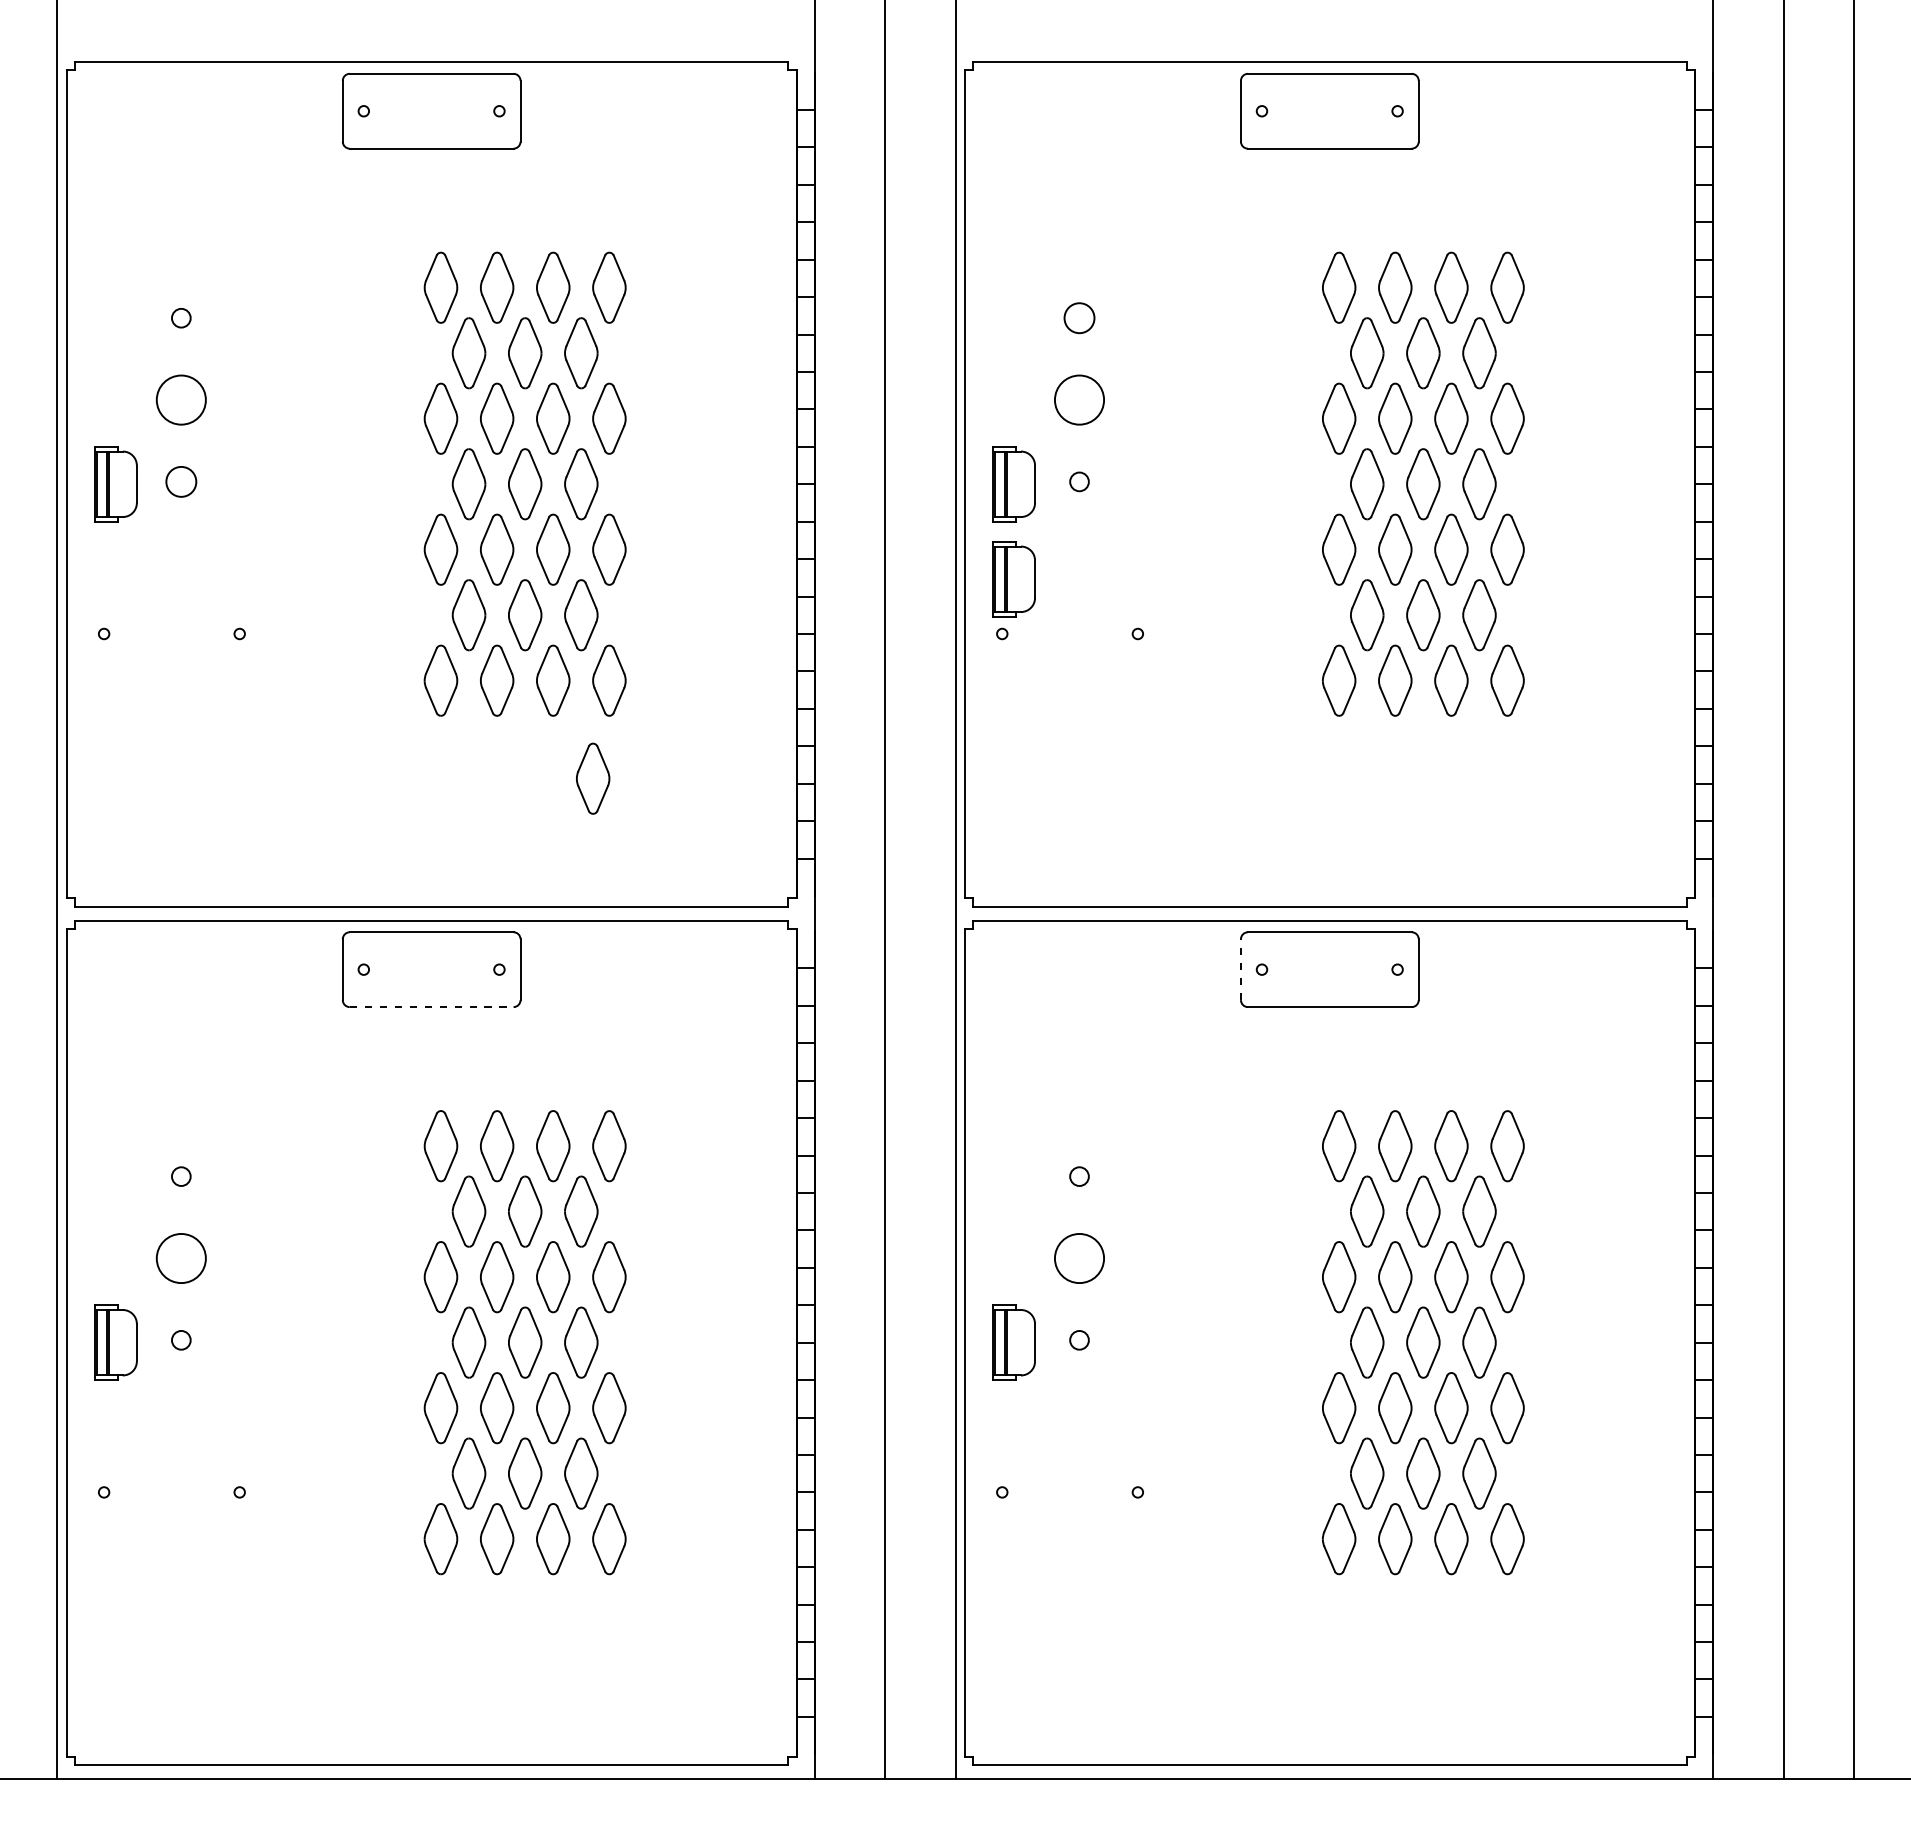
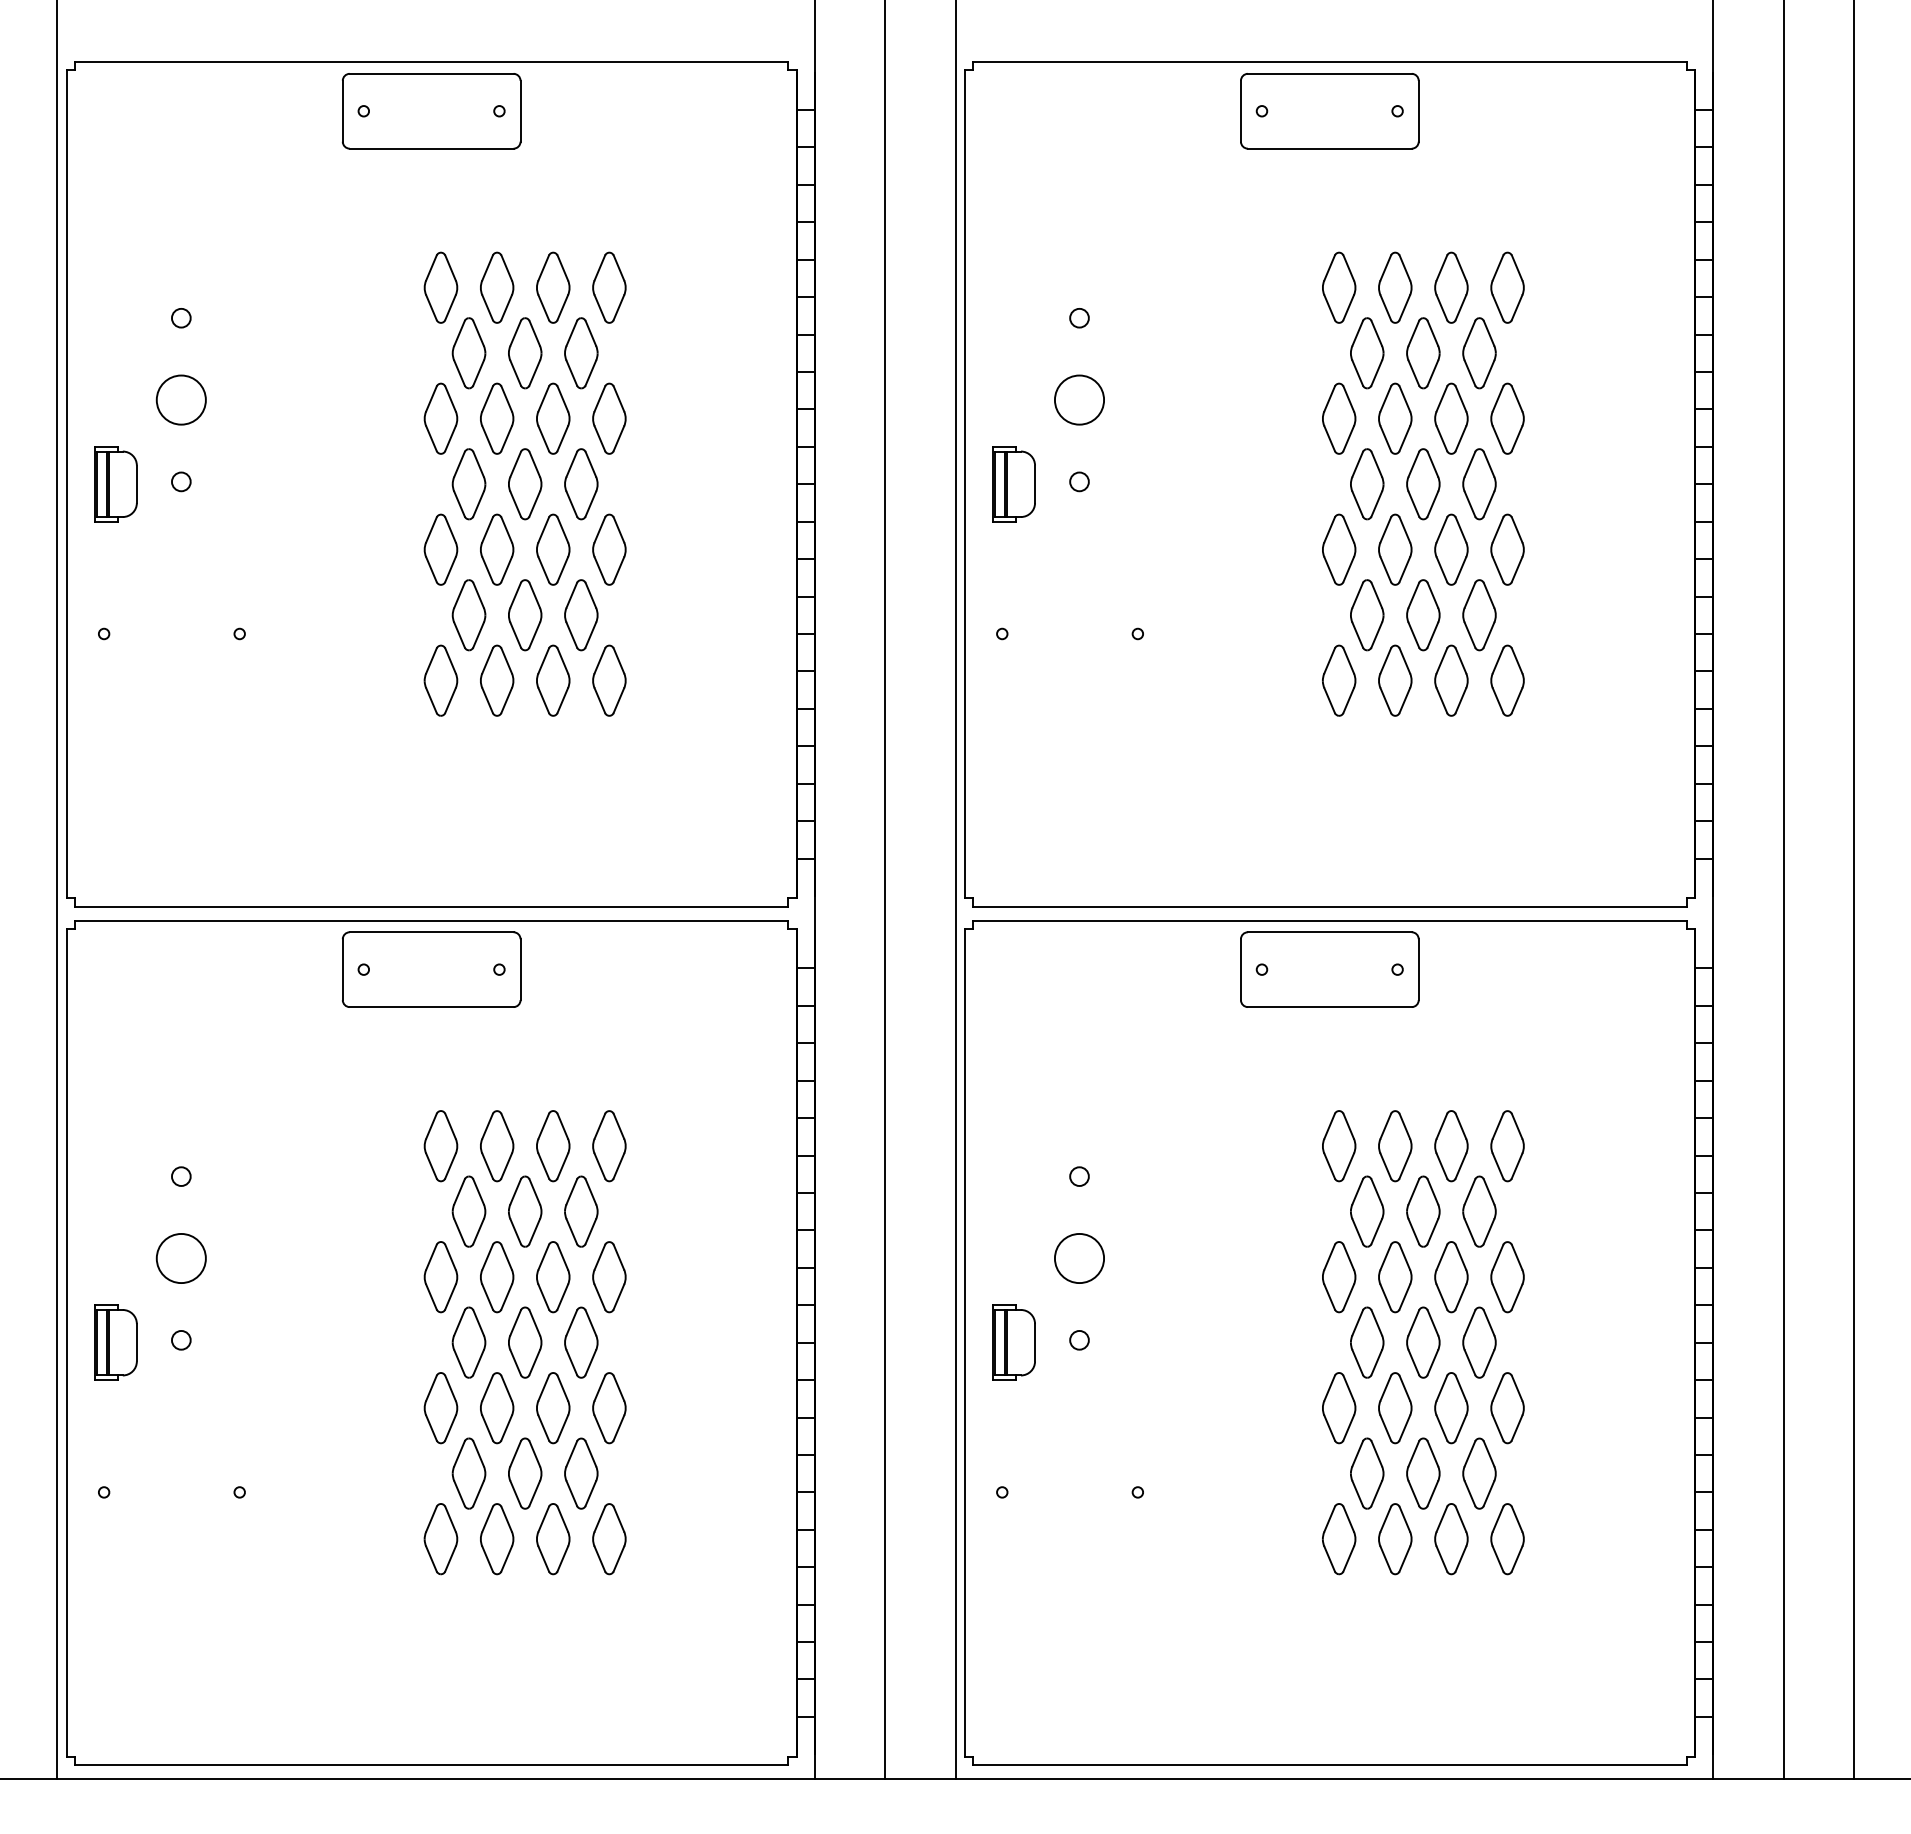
circle diameter: 30 px -> 19 px (1079, 317)
circle diameter: 30 px -> 19 px (180, 481)
part: present -> none (1013, 579)
part: present -> none (593, 778)
line: dashed -> solid (1240, 969)
line: dashed -> solid (431, 1007)
